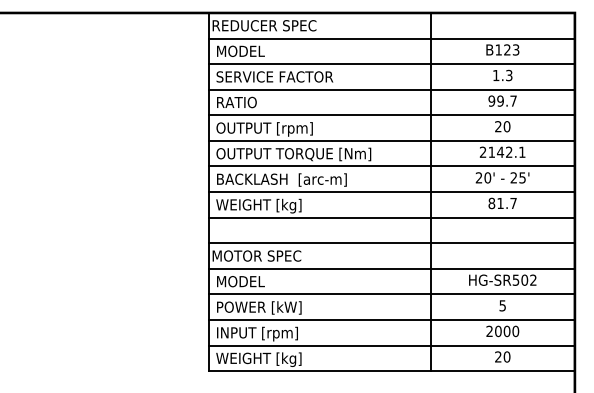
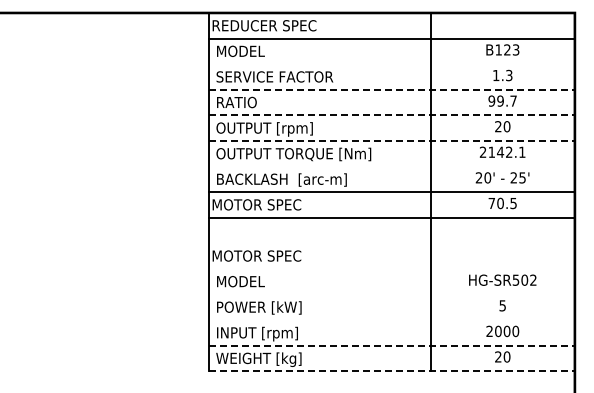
line: present -> none (391, 64)
line: solid -> dashed (392, 89)
line: solid -> dashed (392, 115)
line: solid -> dashed (392, 140)
line: present -> none (391, 166)
text: 81.7 -> 70.5 (502, 203)
text: WEIGHT [kg] -> MOTOR SPEC (256, 205)
line: present -> none (391, 243)
line: present -> none (391, 268)
line: present -> none (391, 294)
line: present -> none (391, 320)
line: solid -> dashed (392, 345)
line: solid -> dashed (392, 371)
